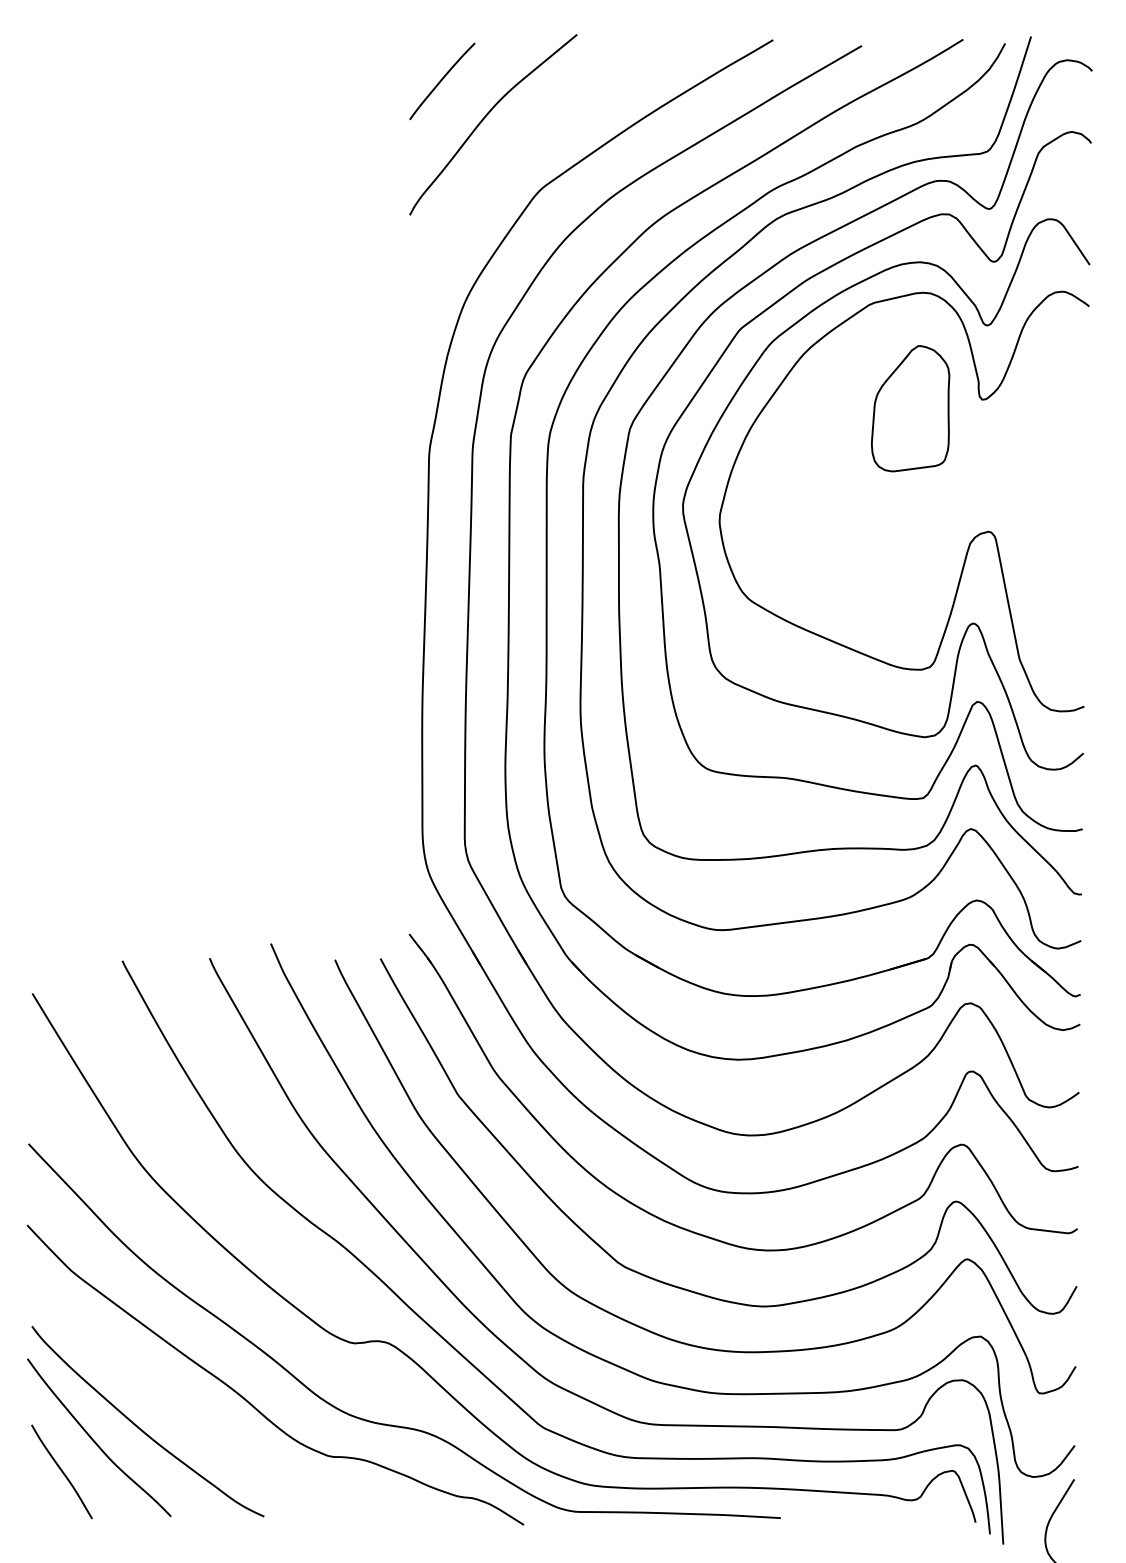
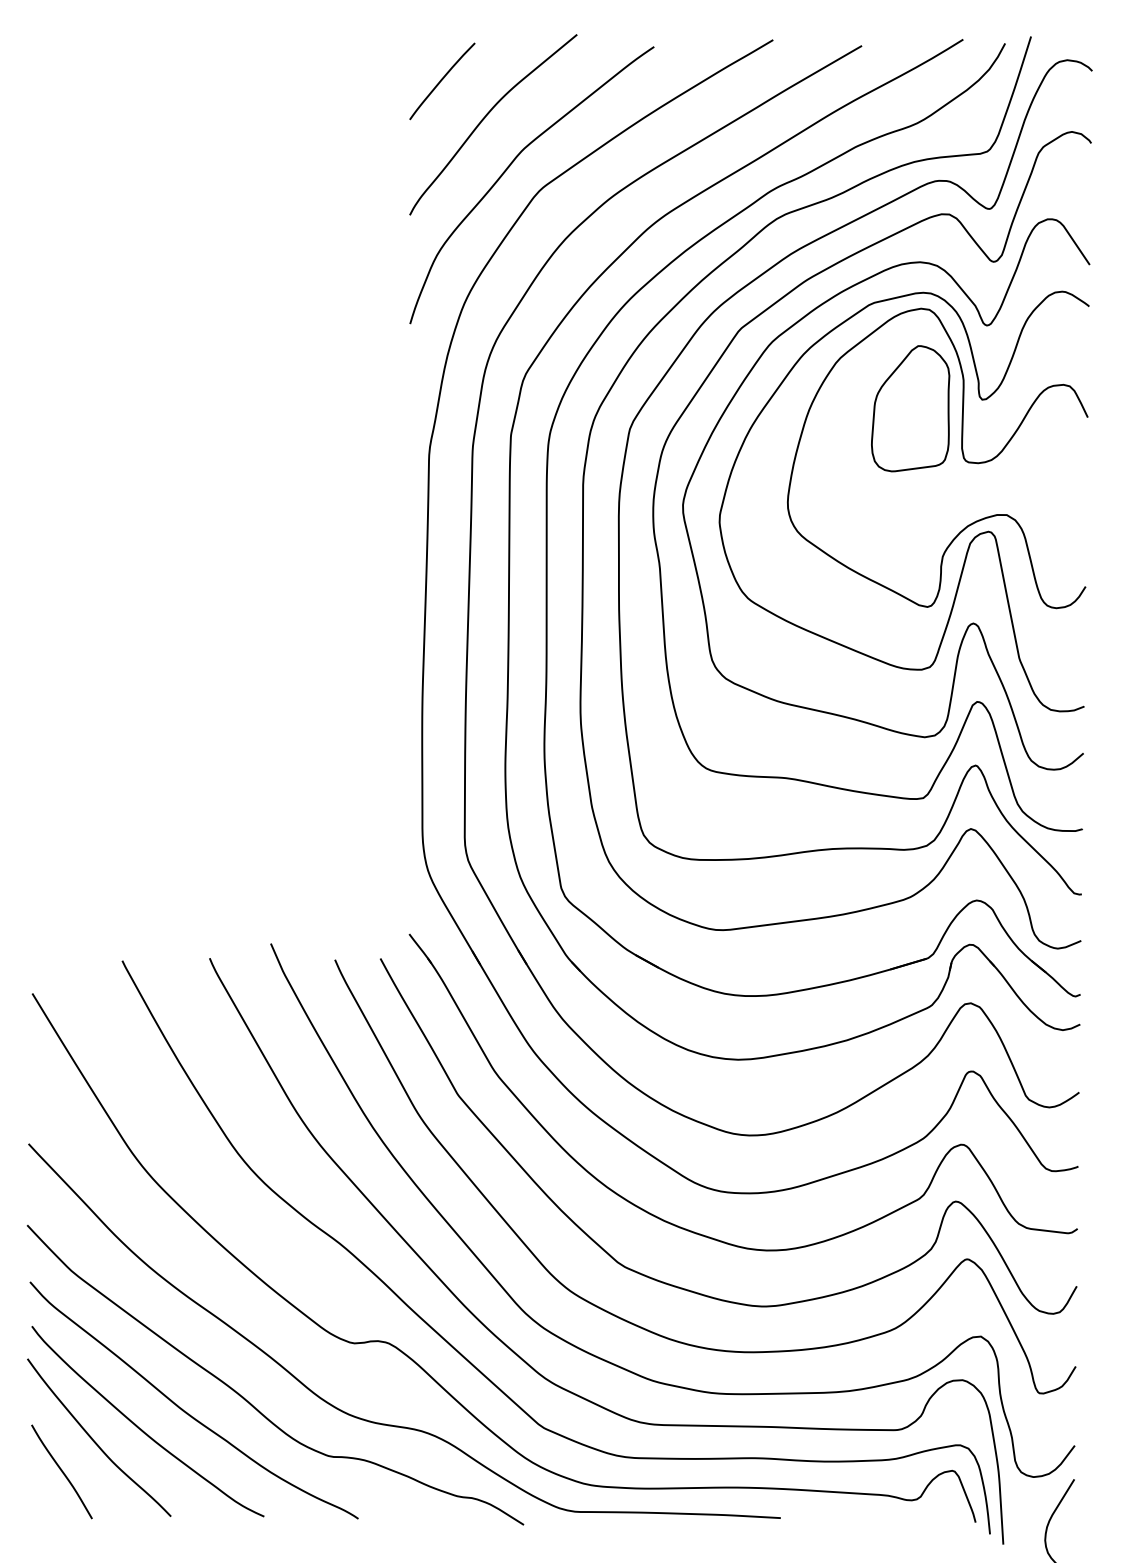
curve: none -> present (510, 166)
curve: none -> present (961, 452)
curve: none -> present (186, 1411)
